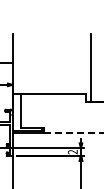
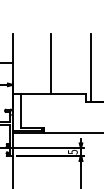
line: none -> present (51, 63)
line: dashed -> solid (73, 132)
text: 2 -> 5 (72, 151)
